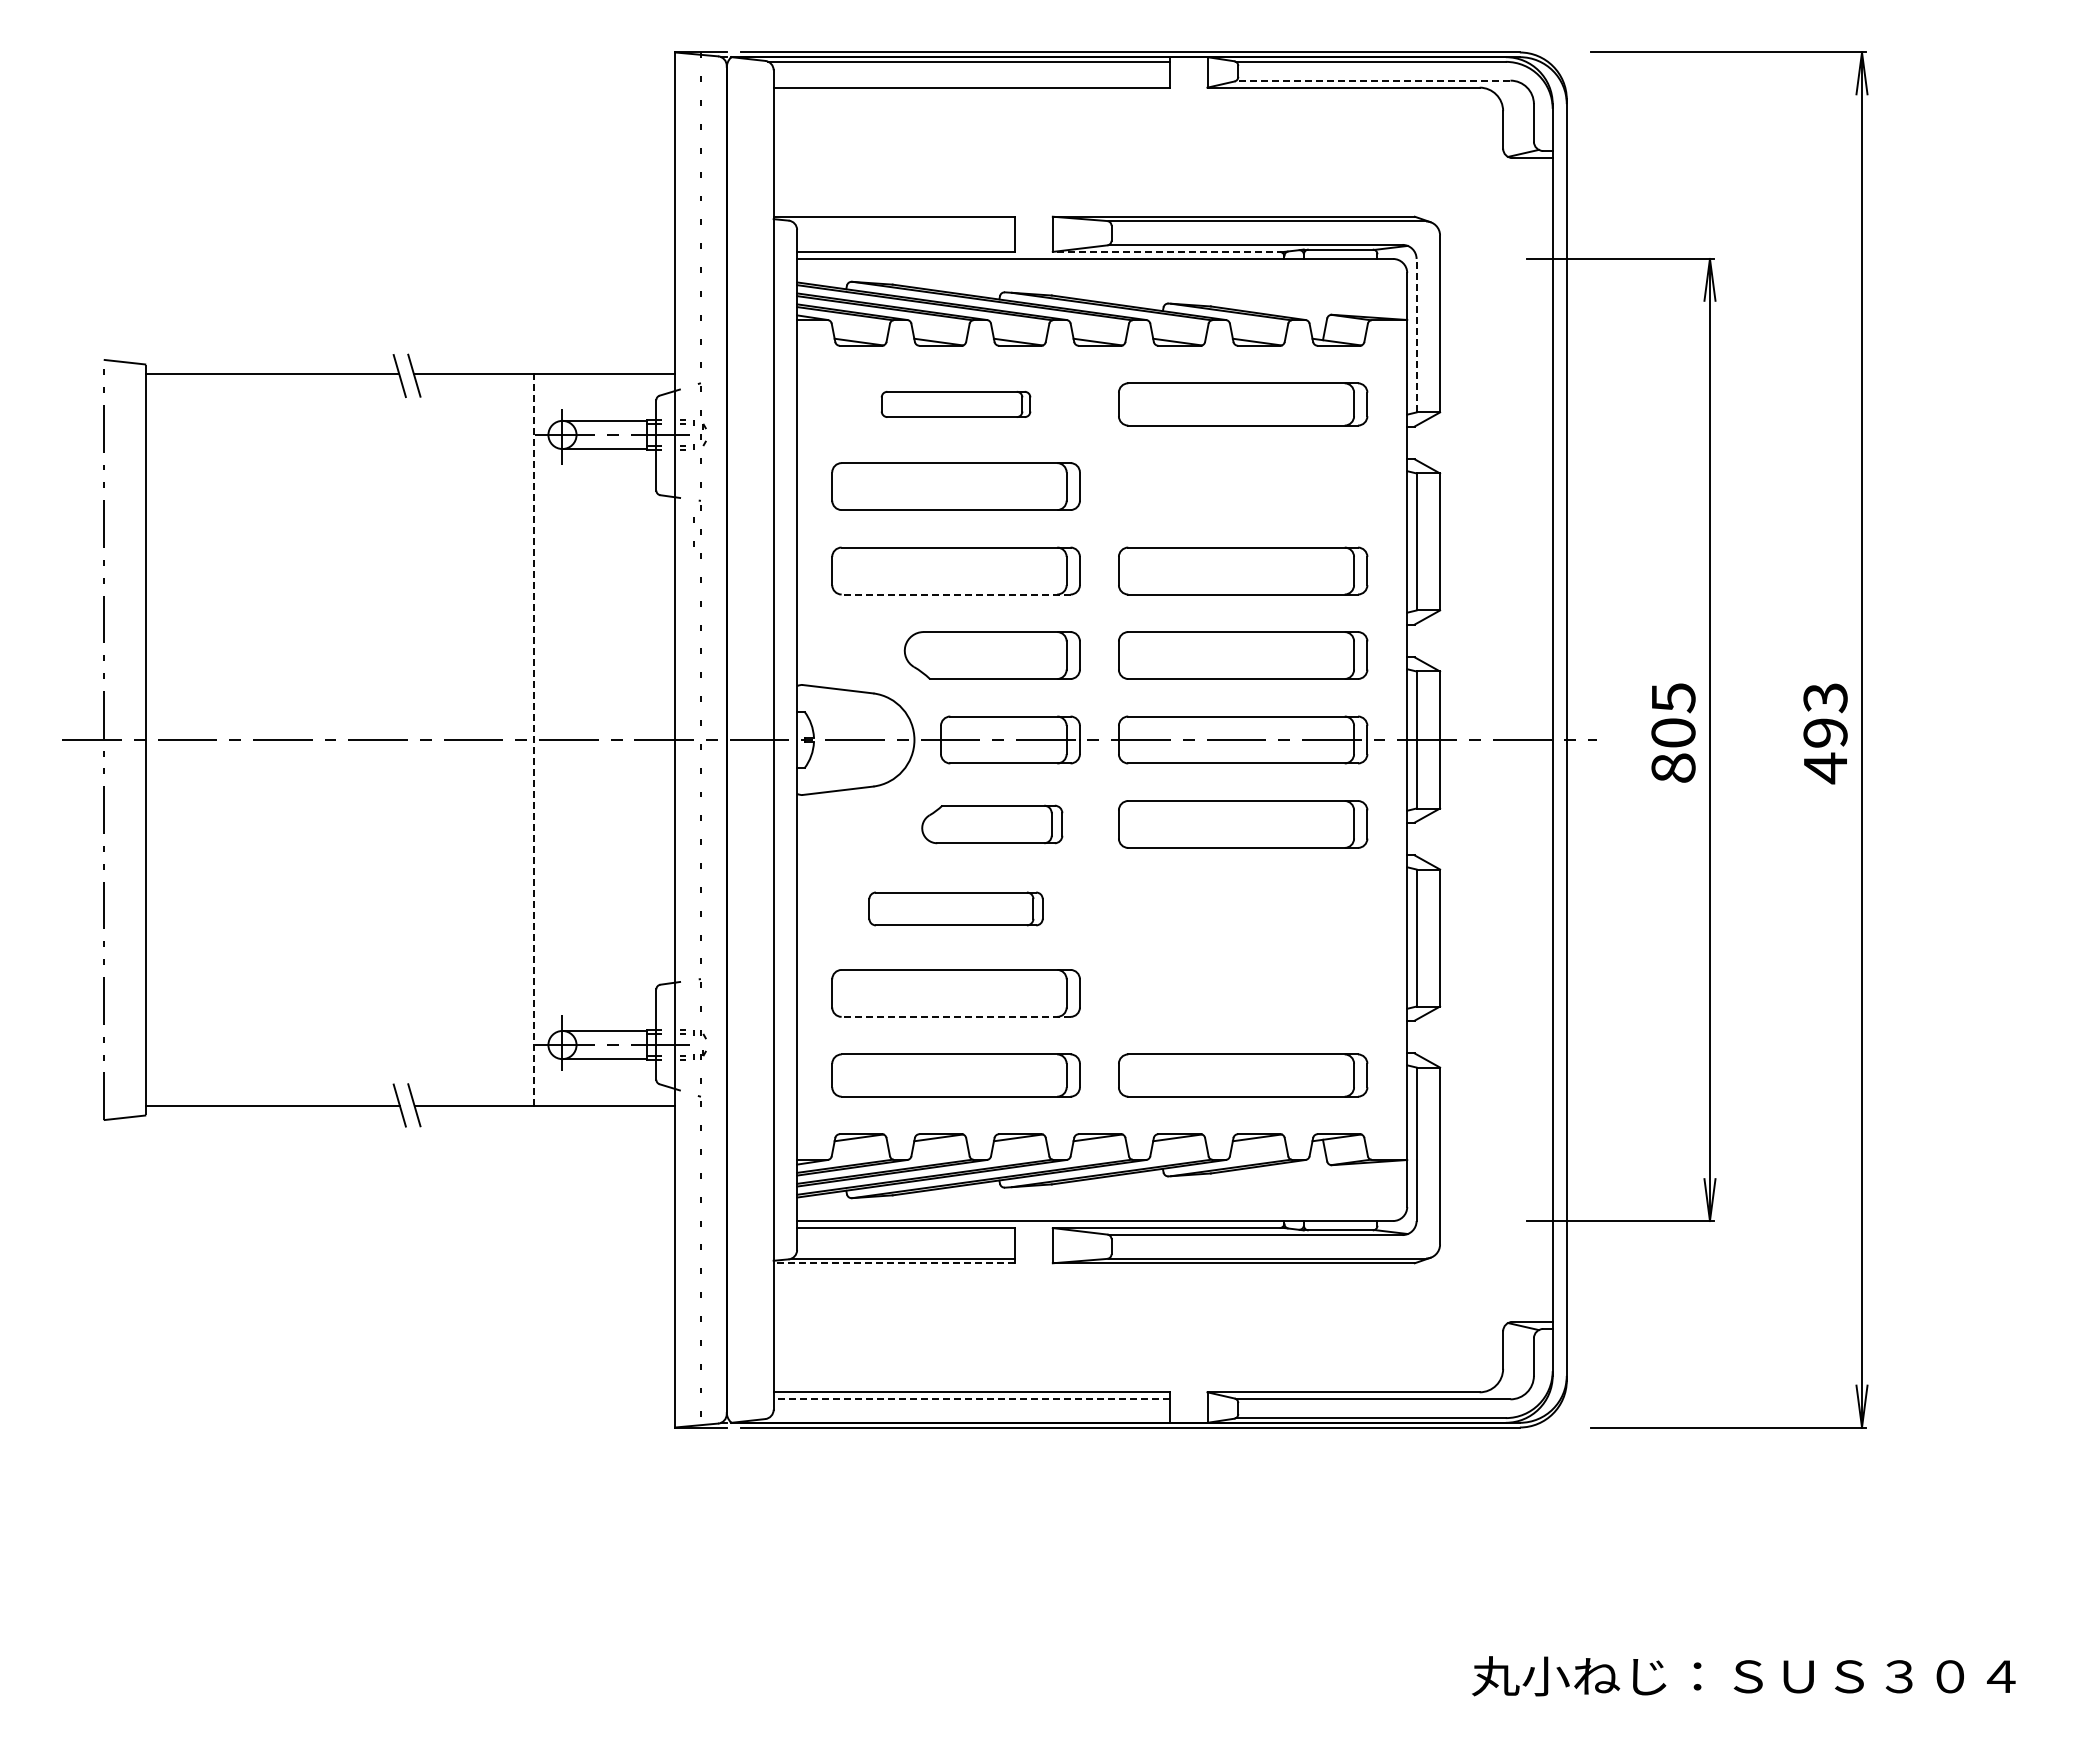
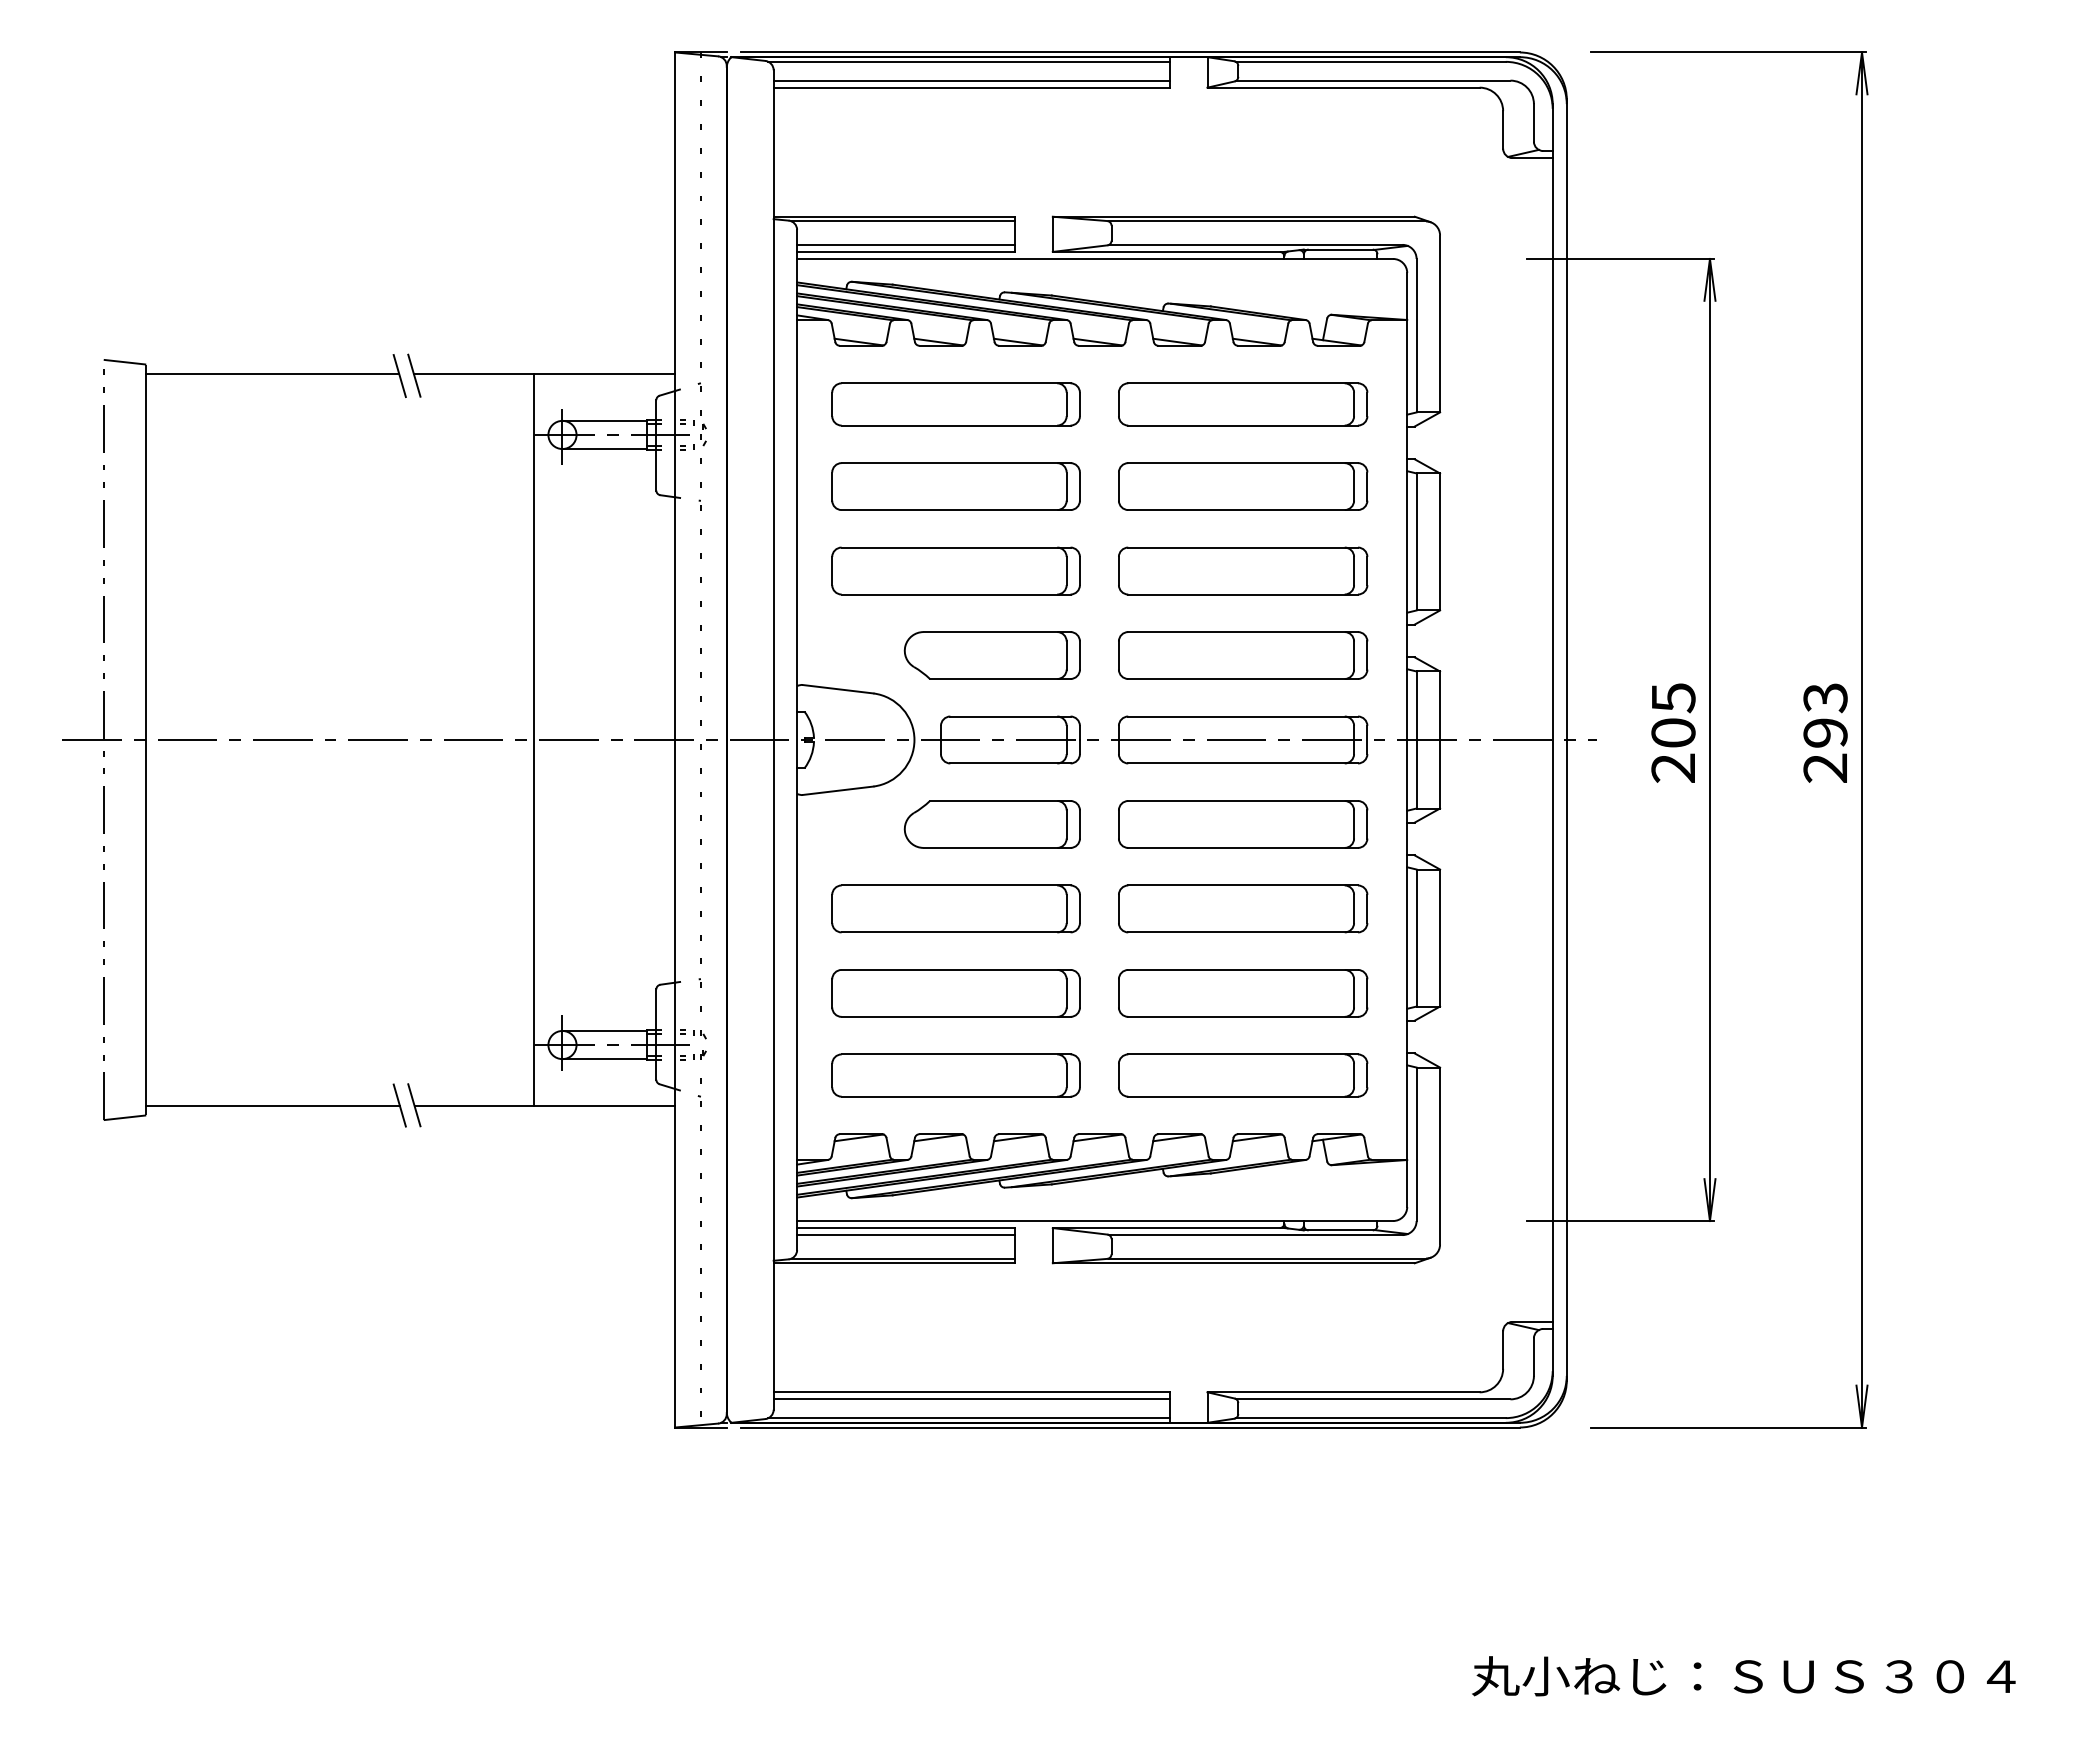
line: none -> present (971, 80)
line: dashed -> solid (1372, 80)
line: none -> present (903, 221)
line: none -> present (906, 244)
line: dashed -> solid (1168, 251)
line: dashed -> solid (1416, 335)
part size: 152x27 px -> 250x45 px (955, 404)
part: none -> present (1243, 486)
line: present -> none (693, 522)
line: dashed -> solid (955, 594)
line: dashed -> solid (534, 739)
text: 805 -> 205 (1673, 767)
text: 493 -> 293 (1824, 768)
part size: 143x41 px -> 178x49 px (991, 824)
part size: 176x36 px -> 250x50 px (955, 908)
part: none -> present (1243, 908)
part: none -> present (1243, 993)
line: dashed -> solid (955, 1016)
line: none -> present (906, 1235)
line: dashed -> solid (894, 1263)
line: dashed -> solid (971, 1399)
line: none -> present (968, 1418)
